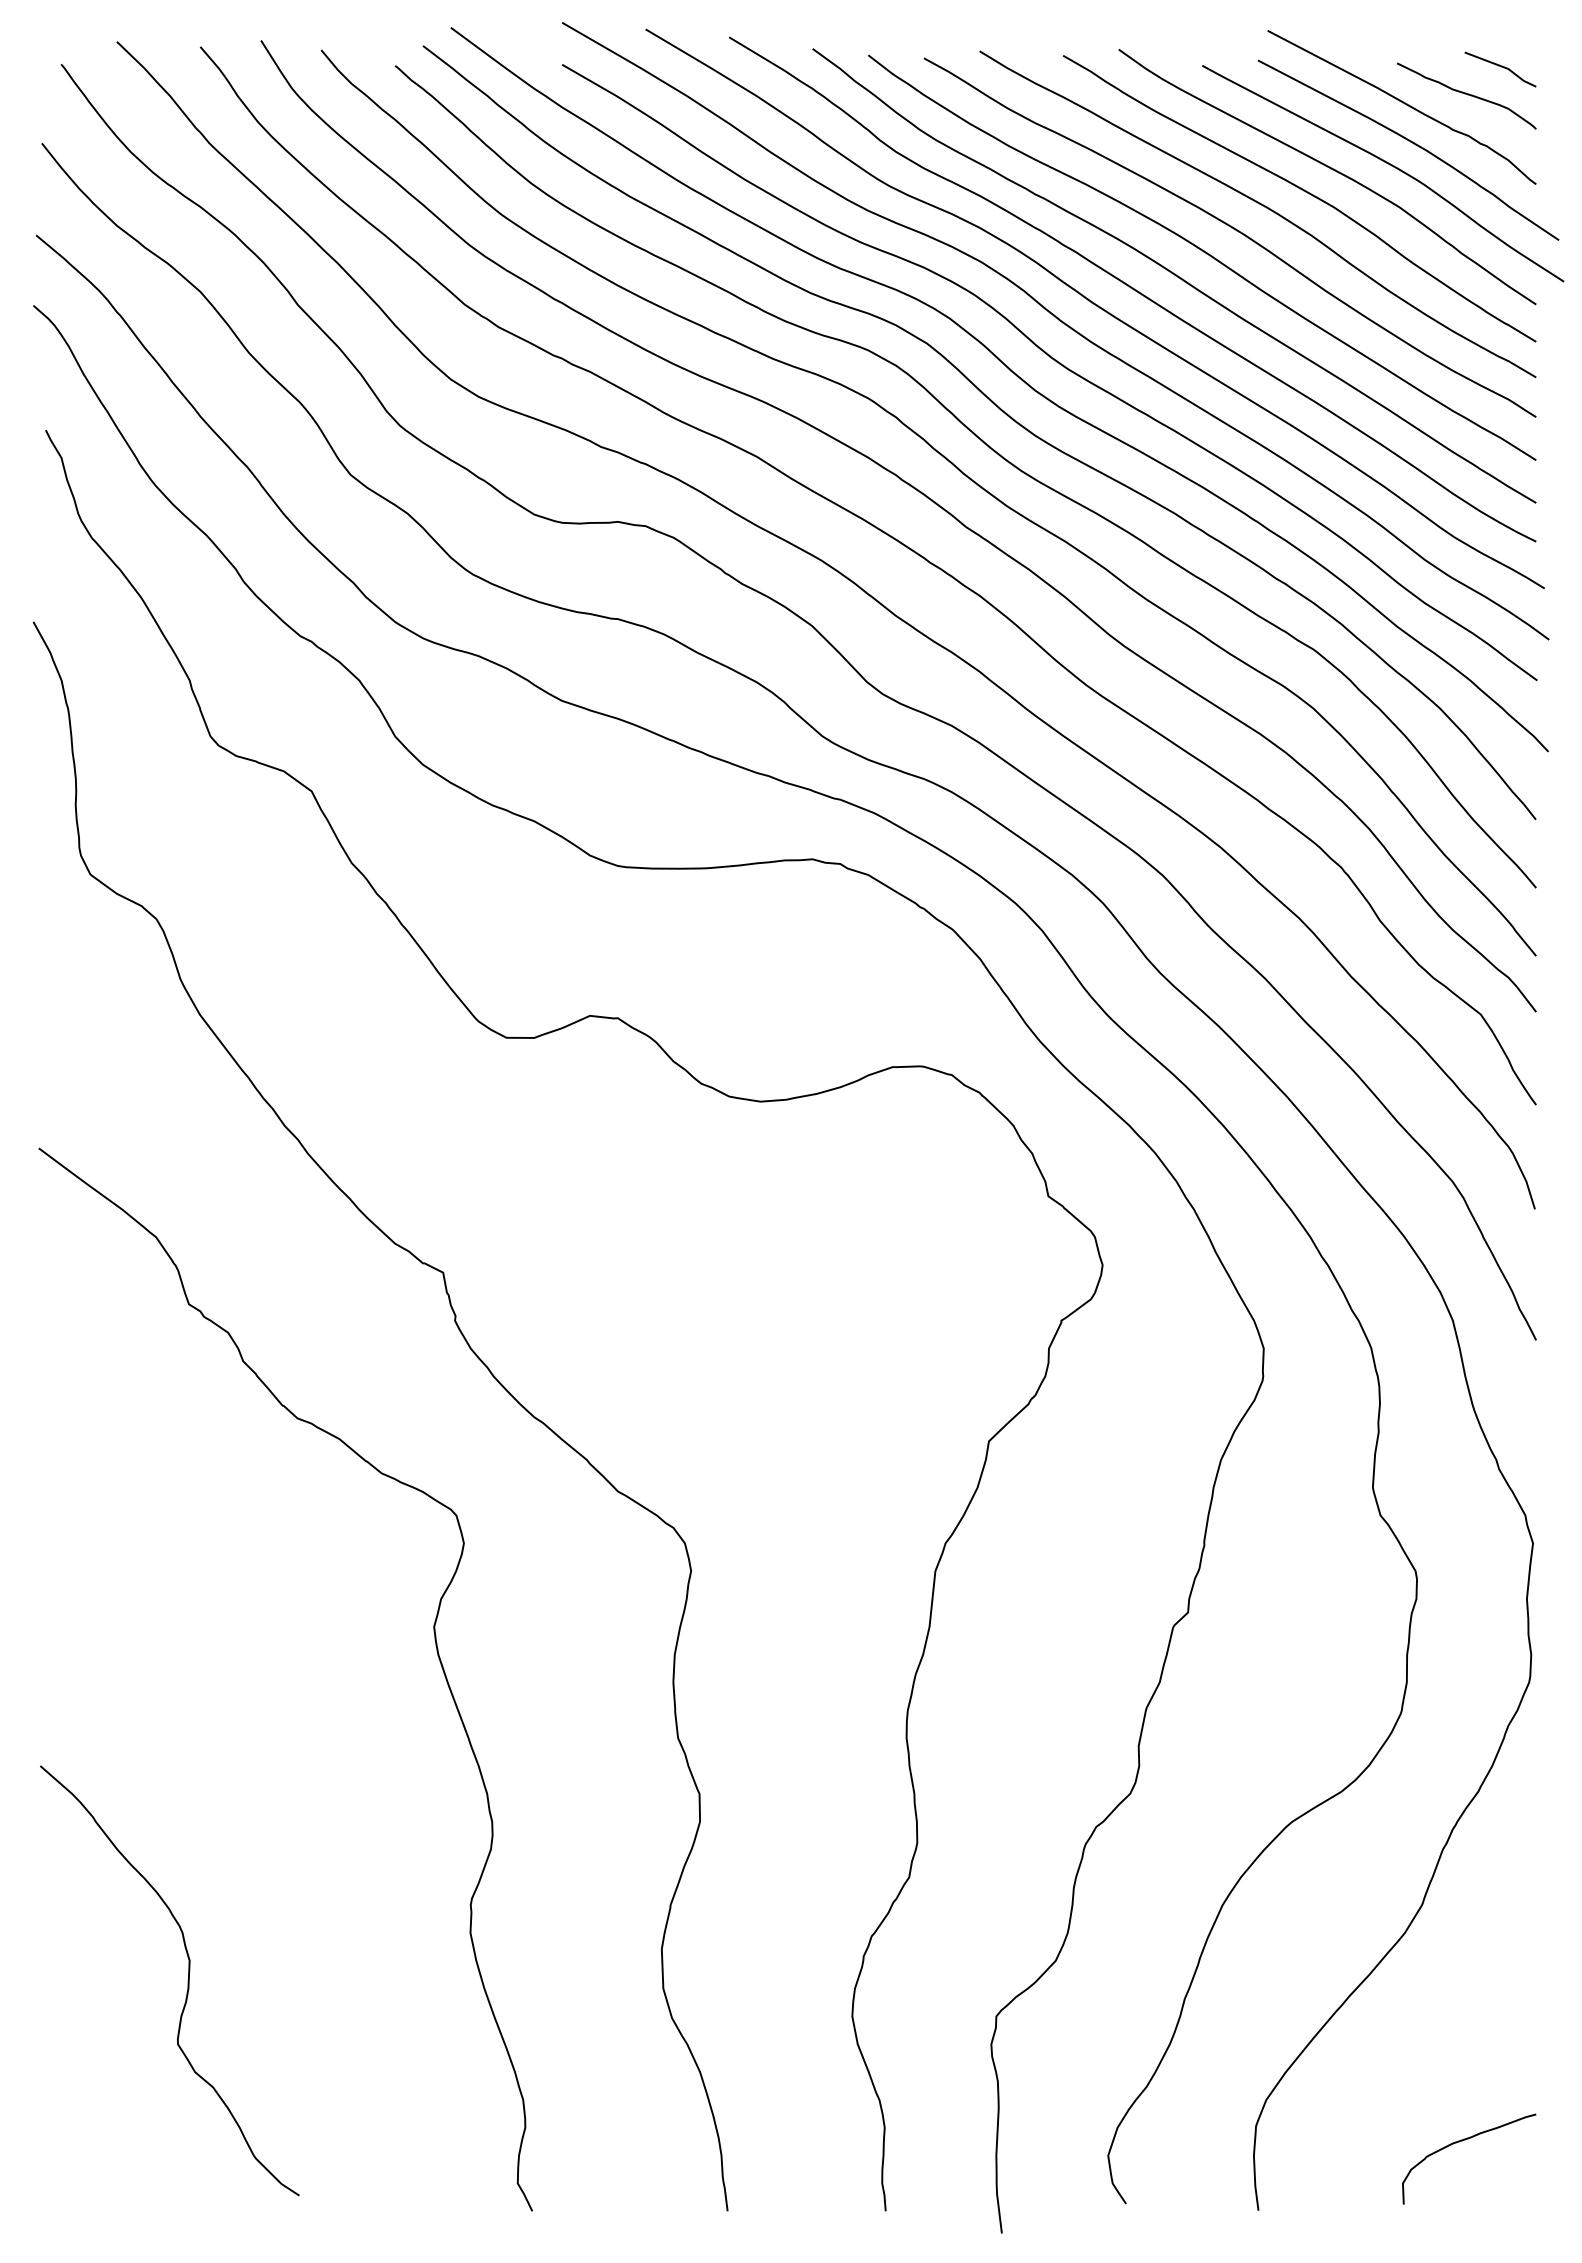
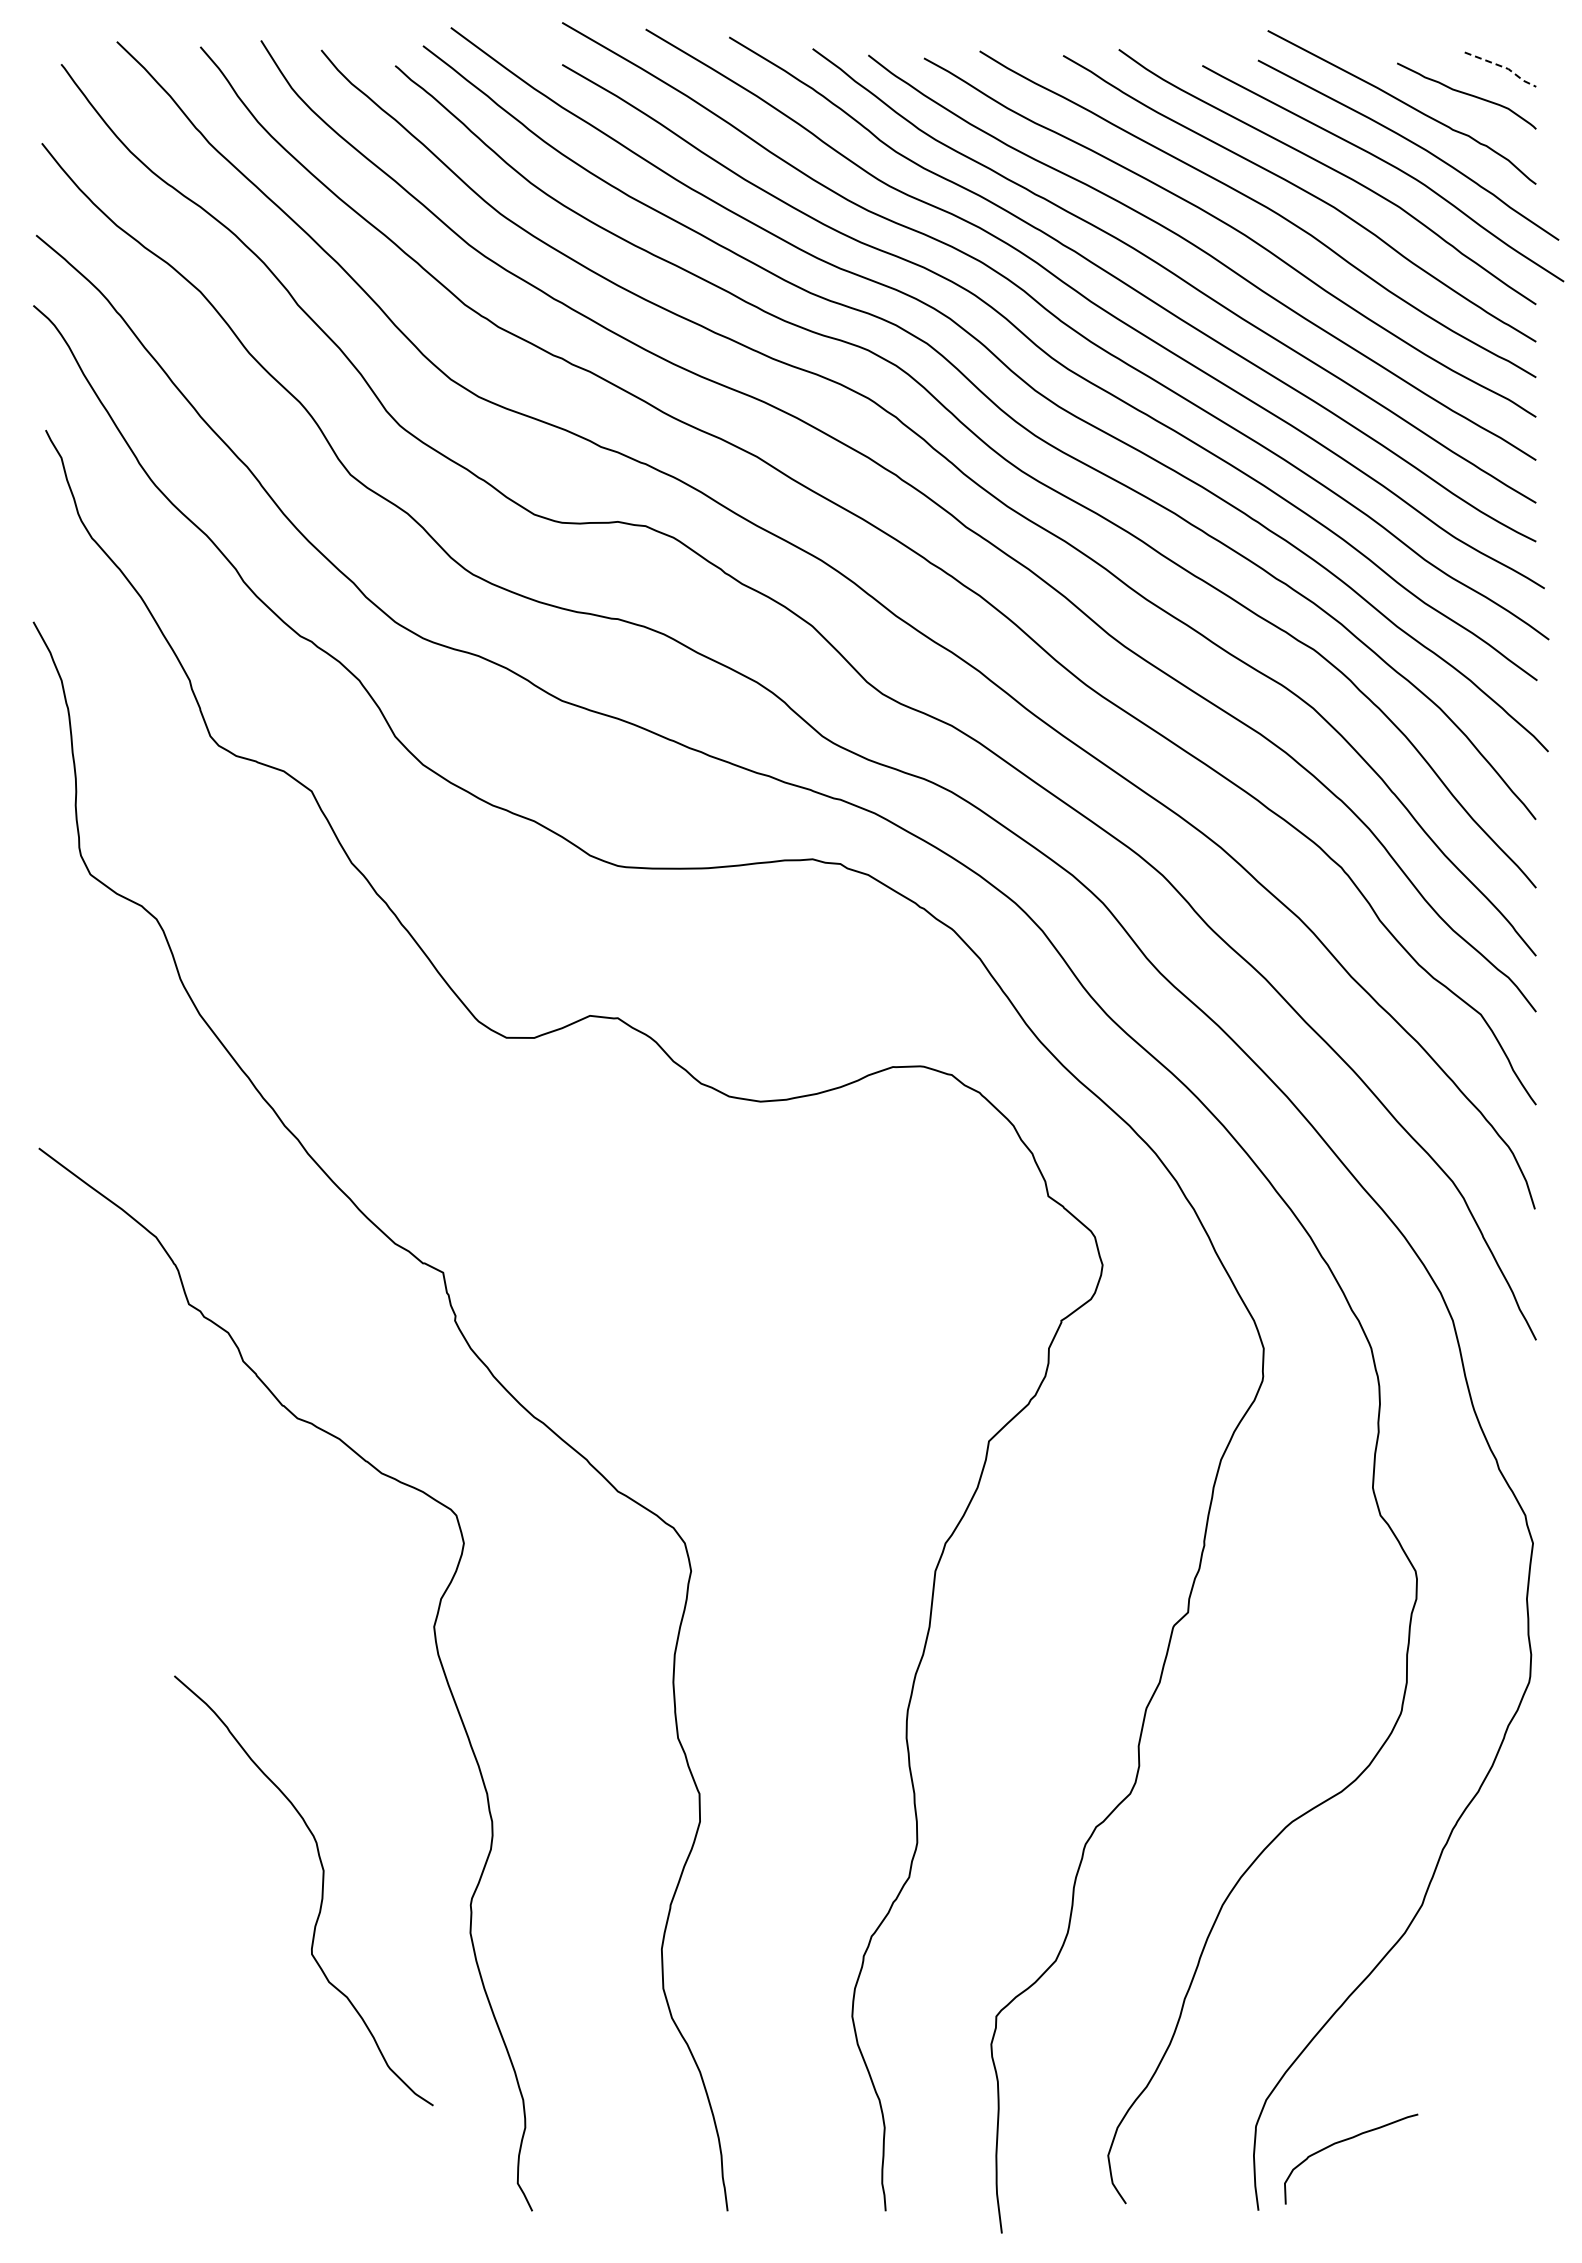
line: solid -> dashed (1503, 67)
curve position: (187, 1980) -> (321, 1890) (321, 1890)
curve position: (1462, 2141) -> (1344, 2141) (1344, 2141)
